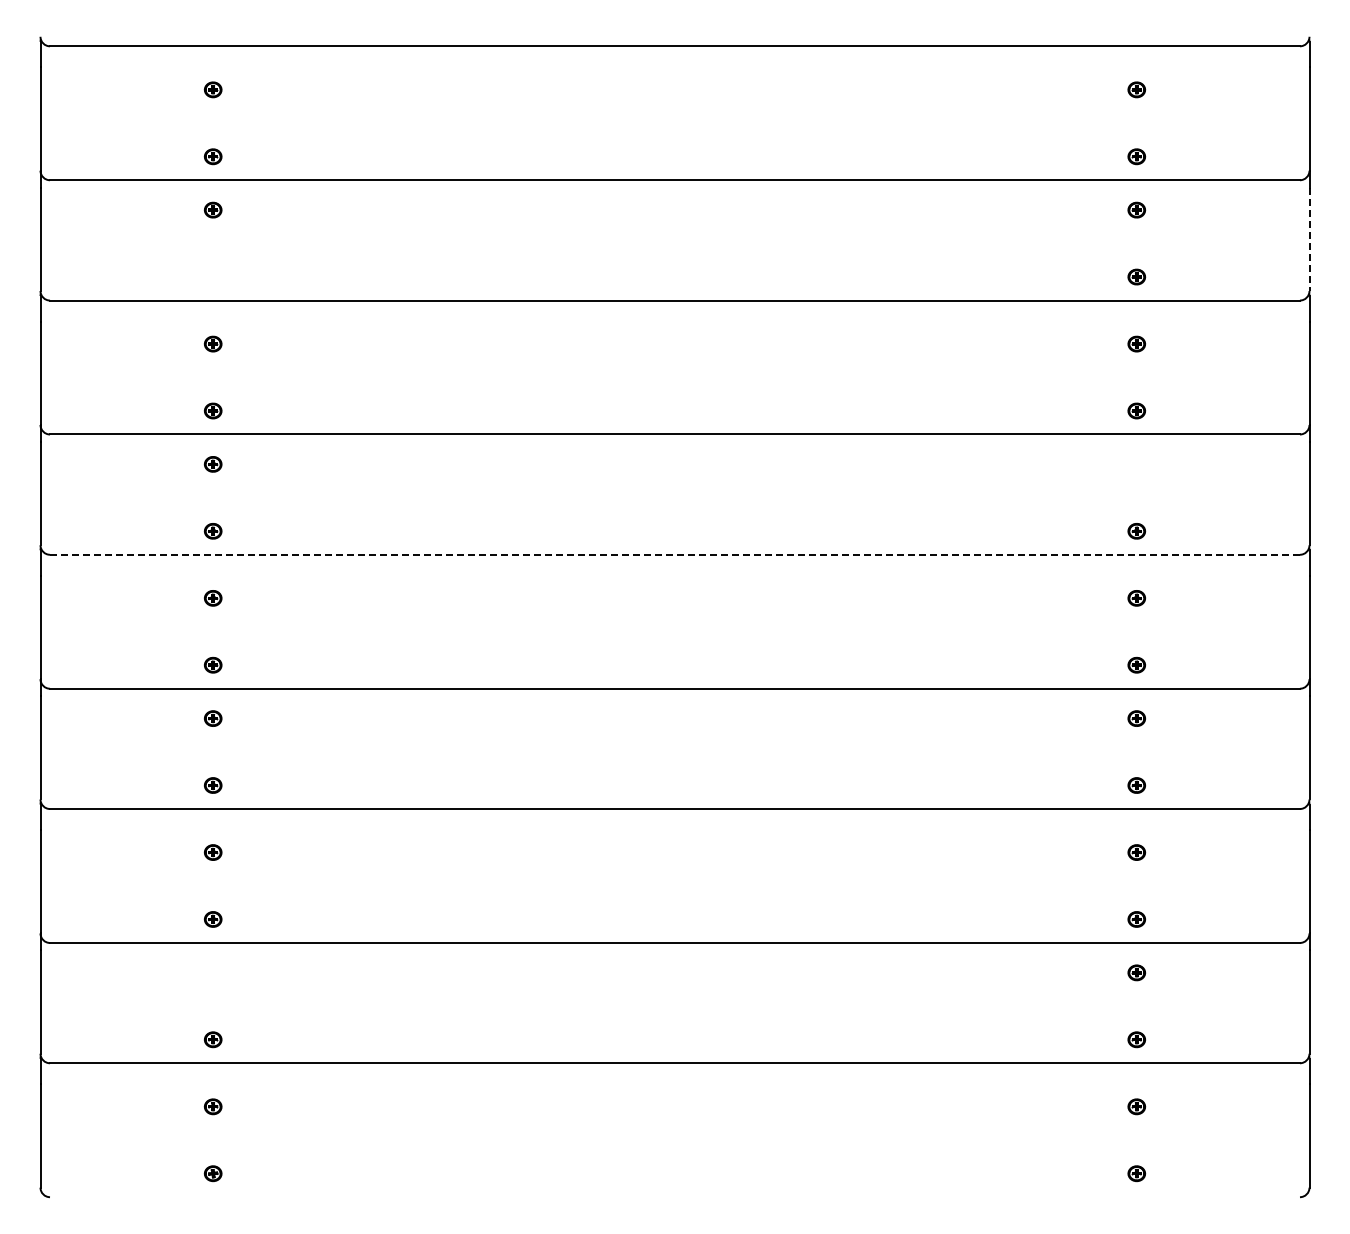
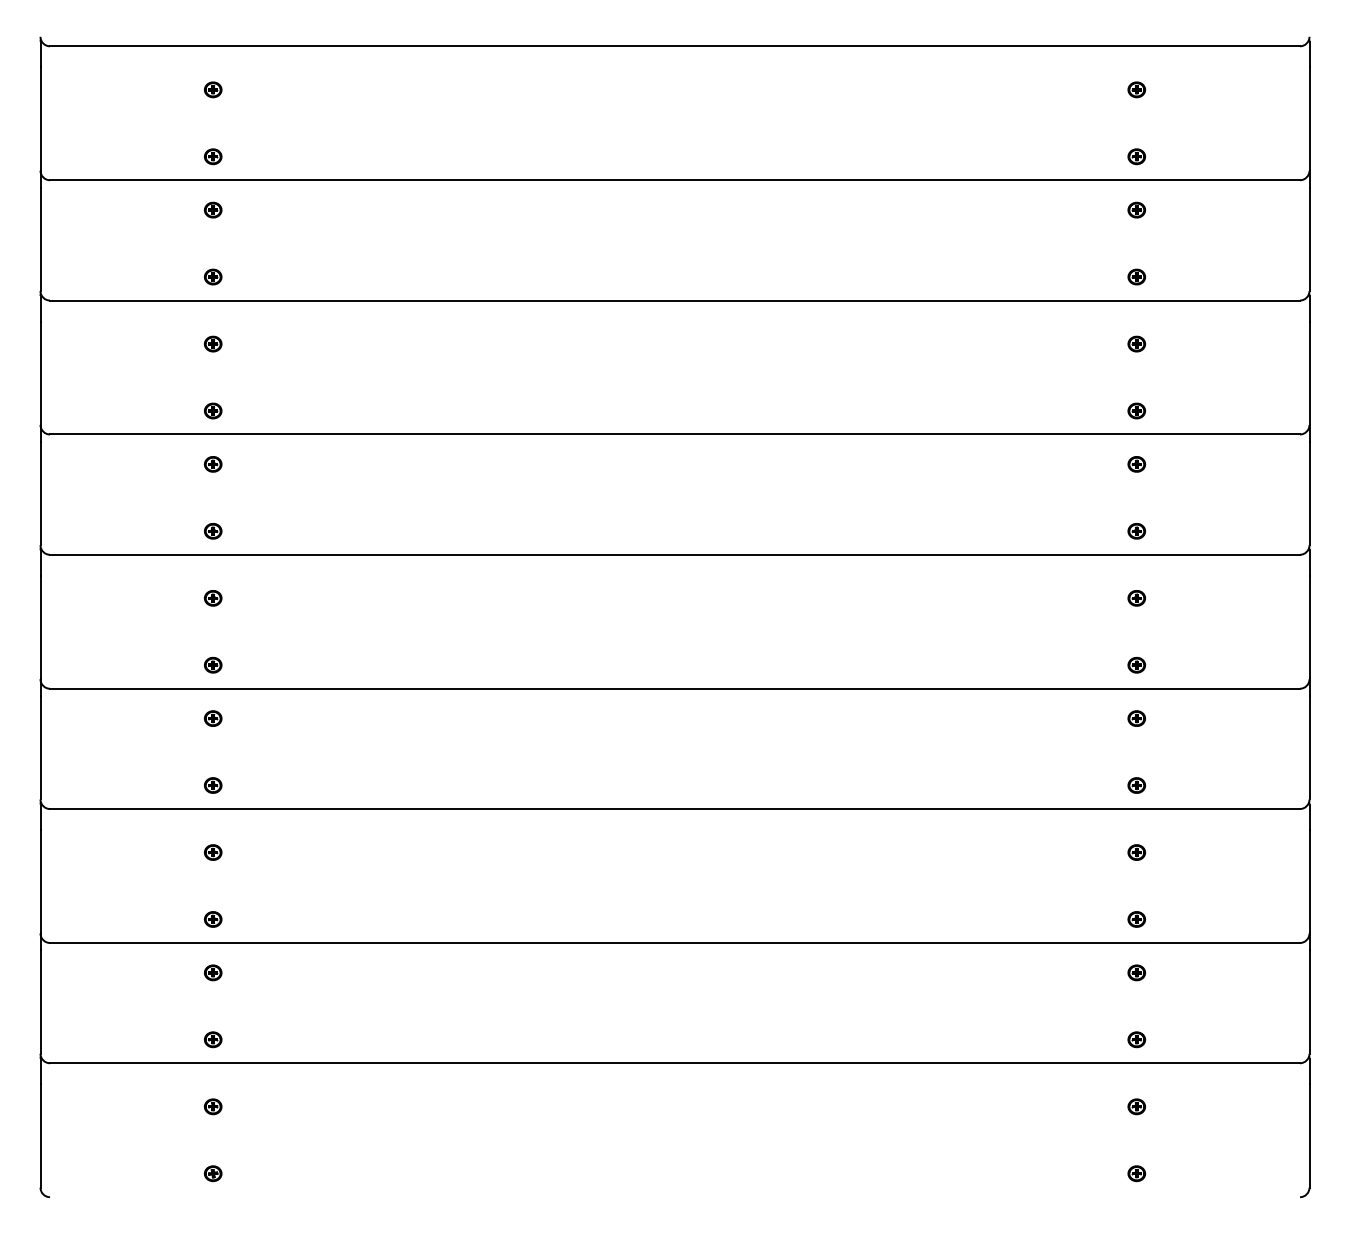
line: dashed -> solid (1309, 239)
part: none -> present (212, 276)
part: none -> present (1136, 464)
line: dashed -> solid (675, 554)
part: none -> present (213, 972)
